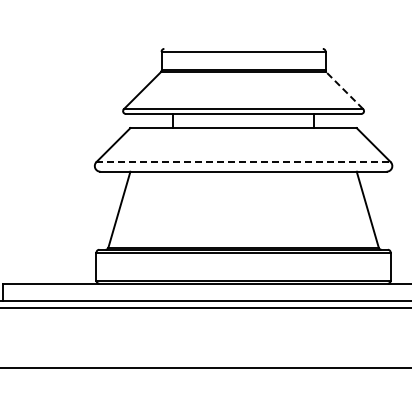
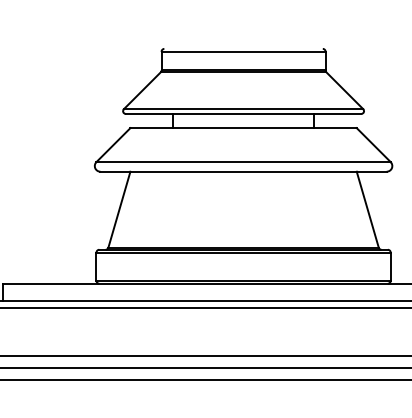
line: dashed -> solid (344, 90)
line: dashed -> solid (244, 162)
line: none -> present (205, 355)
line: none -> present (205, 379)
